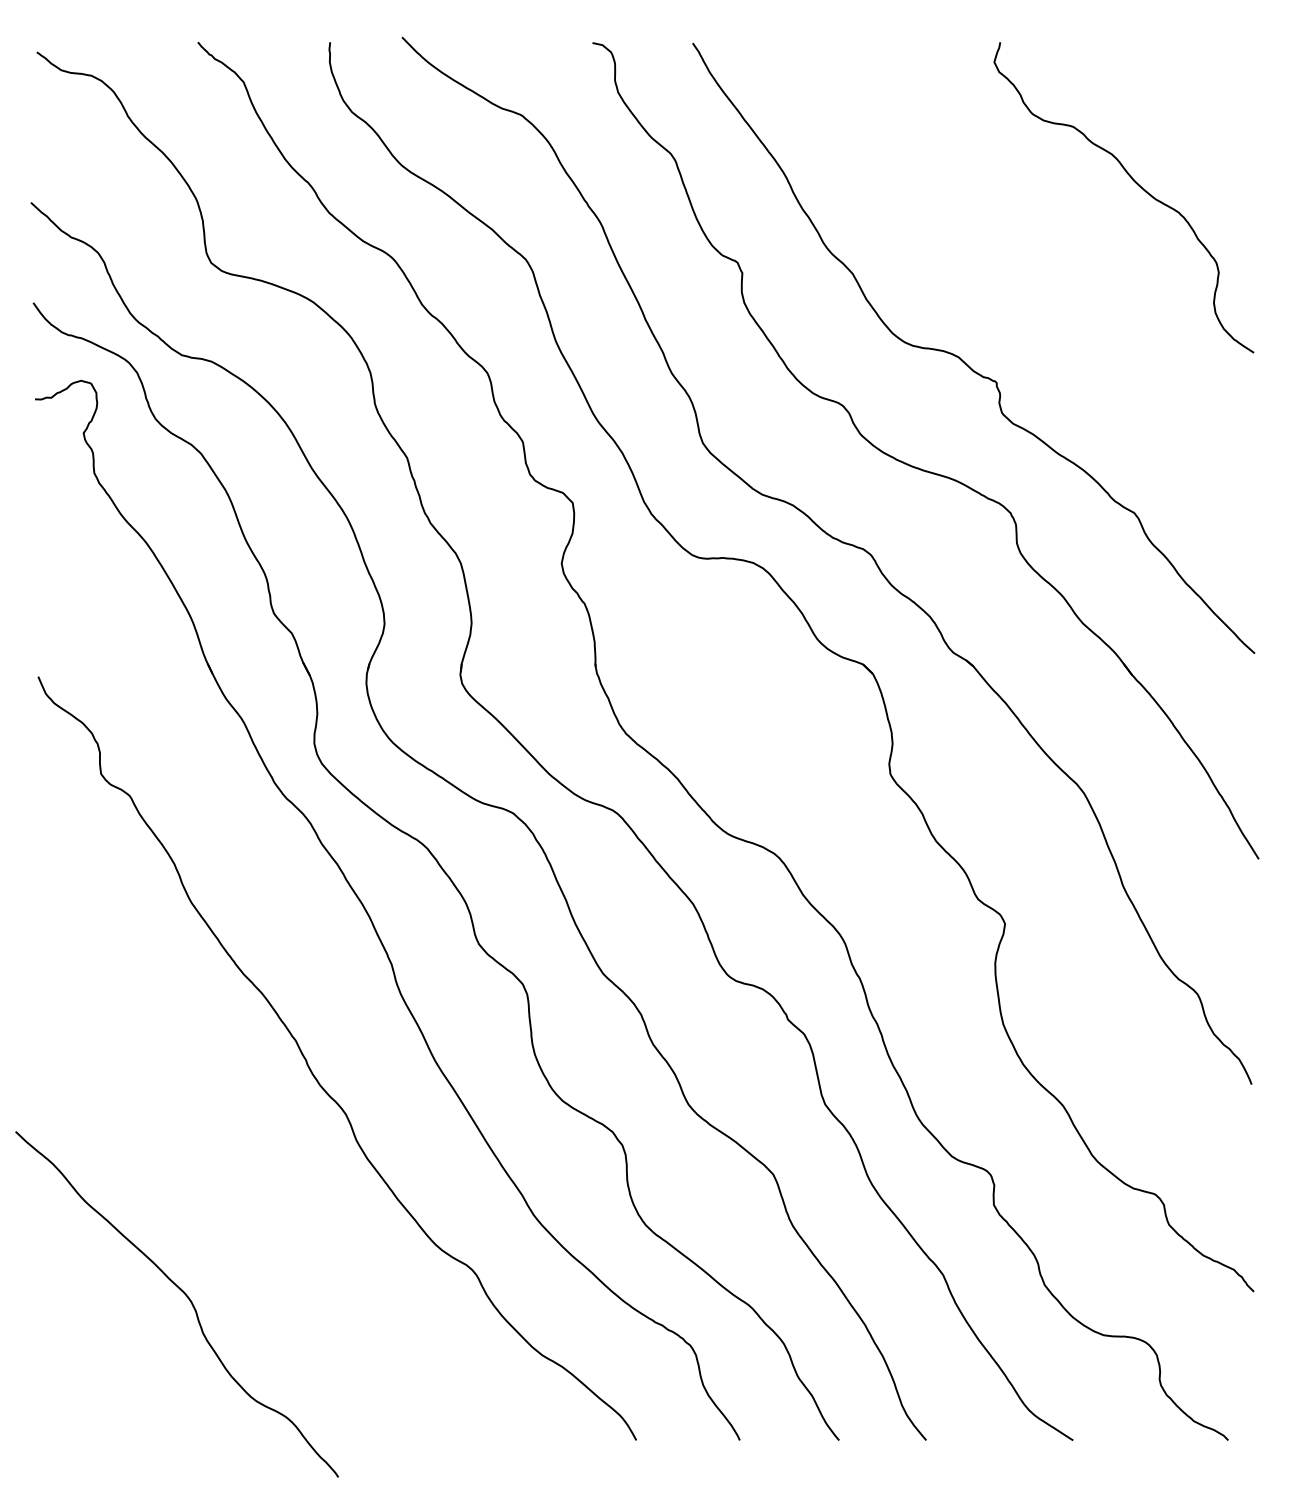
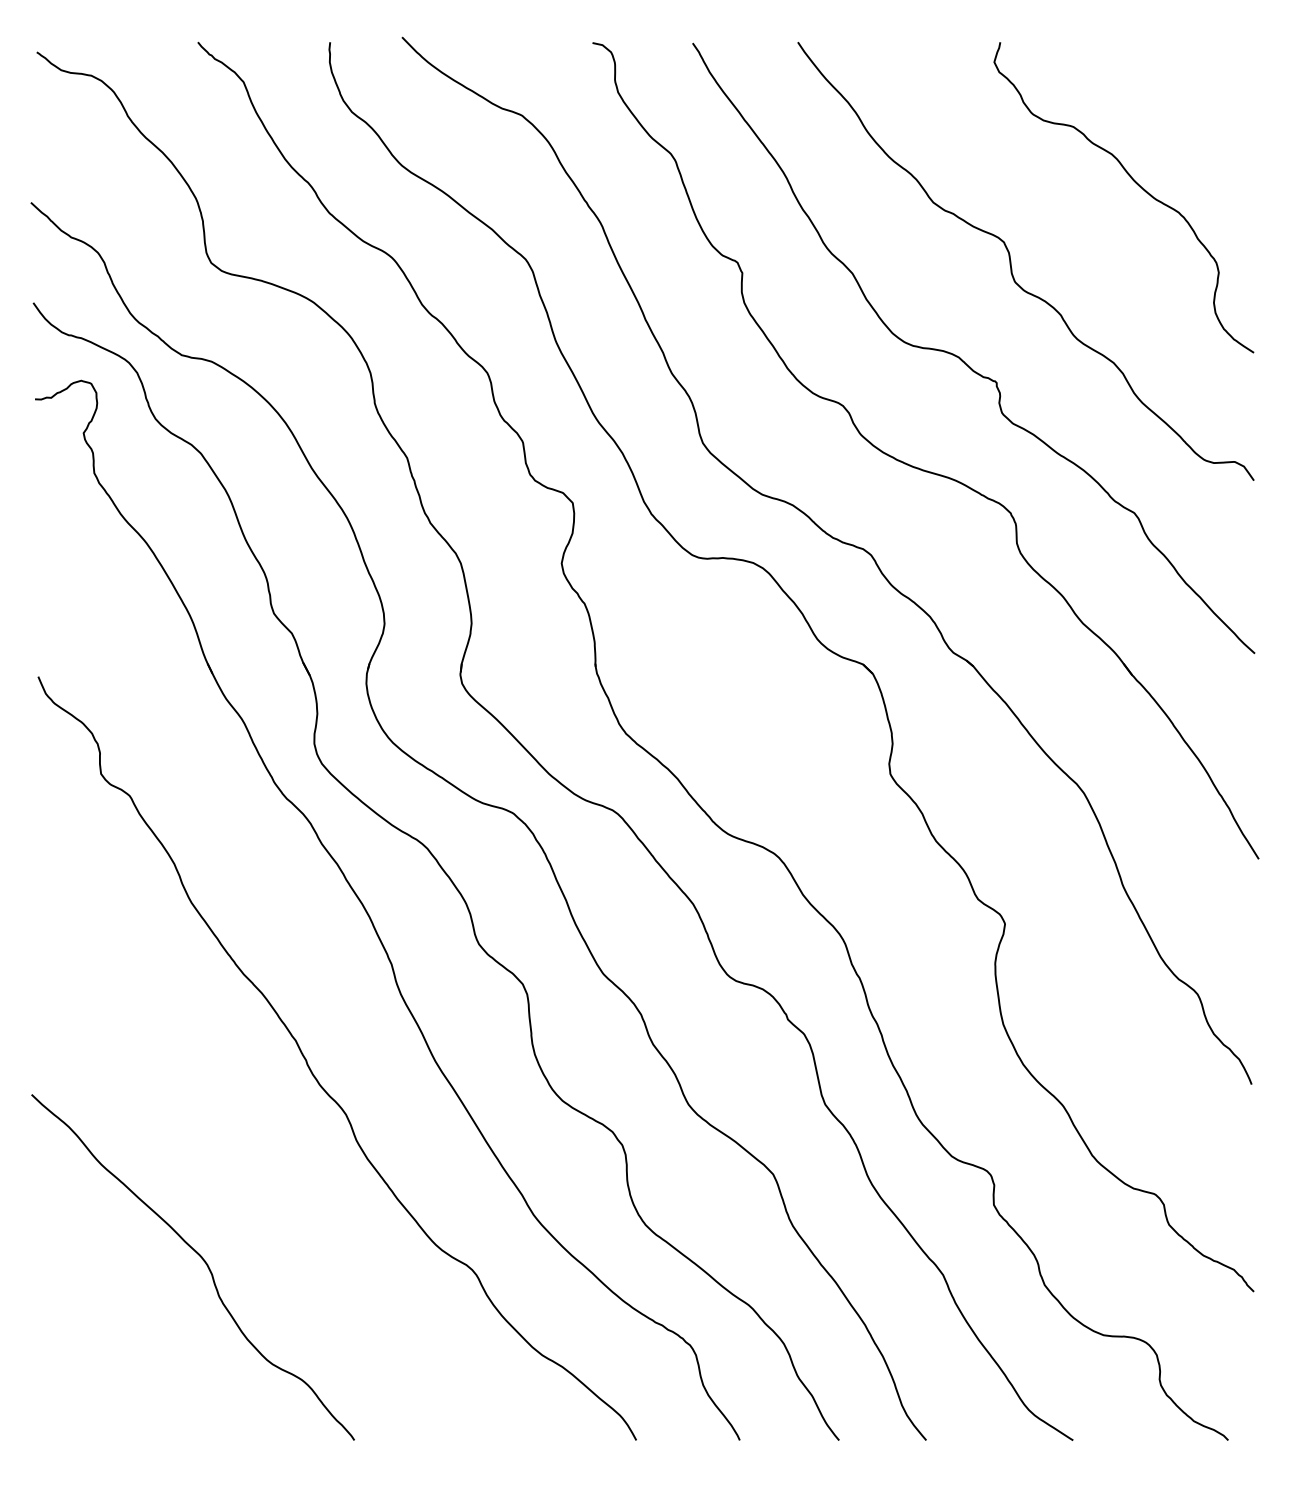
curve: none -> present (1011, 261)
curve position: (186, 1297) -> (202, 1260) (202, 1260)
